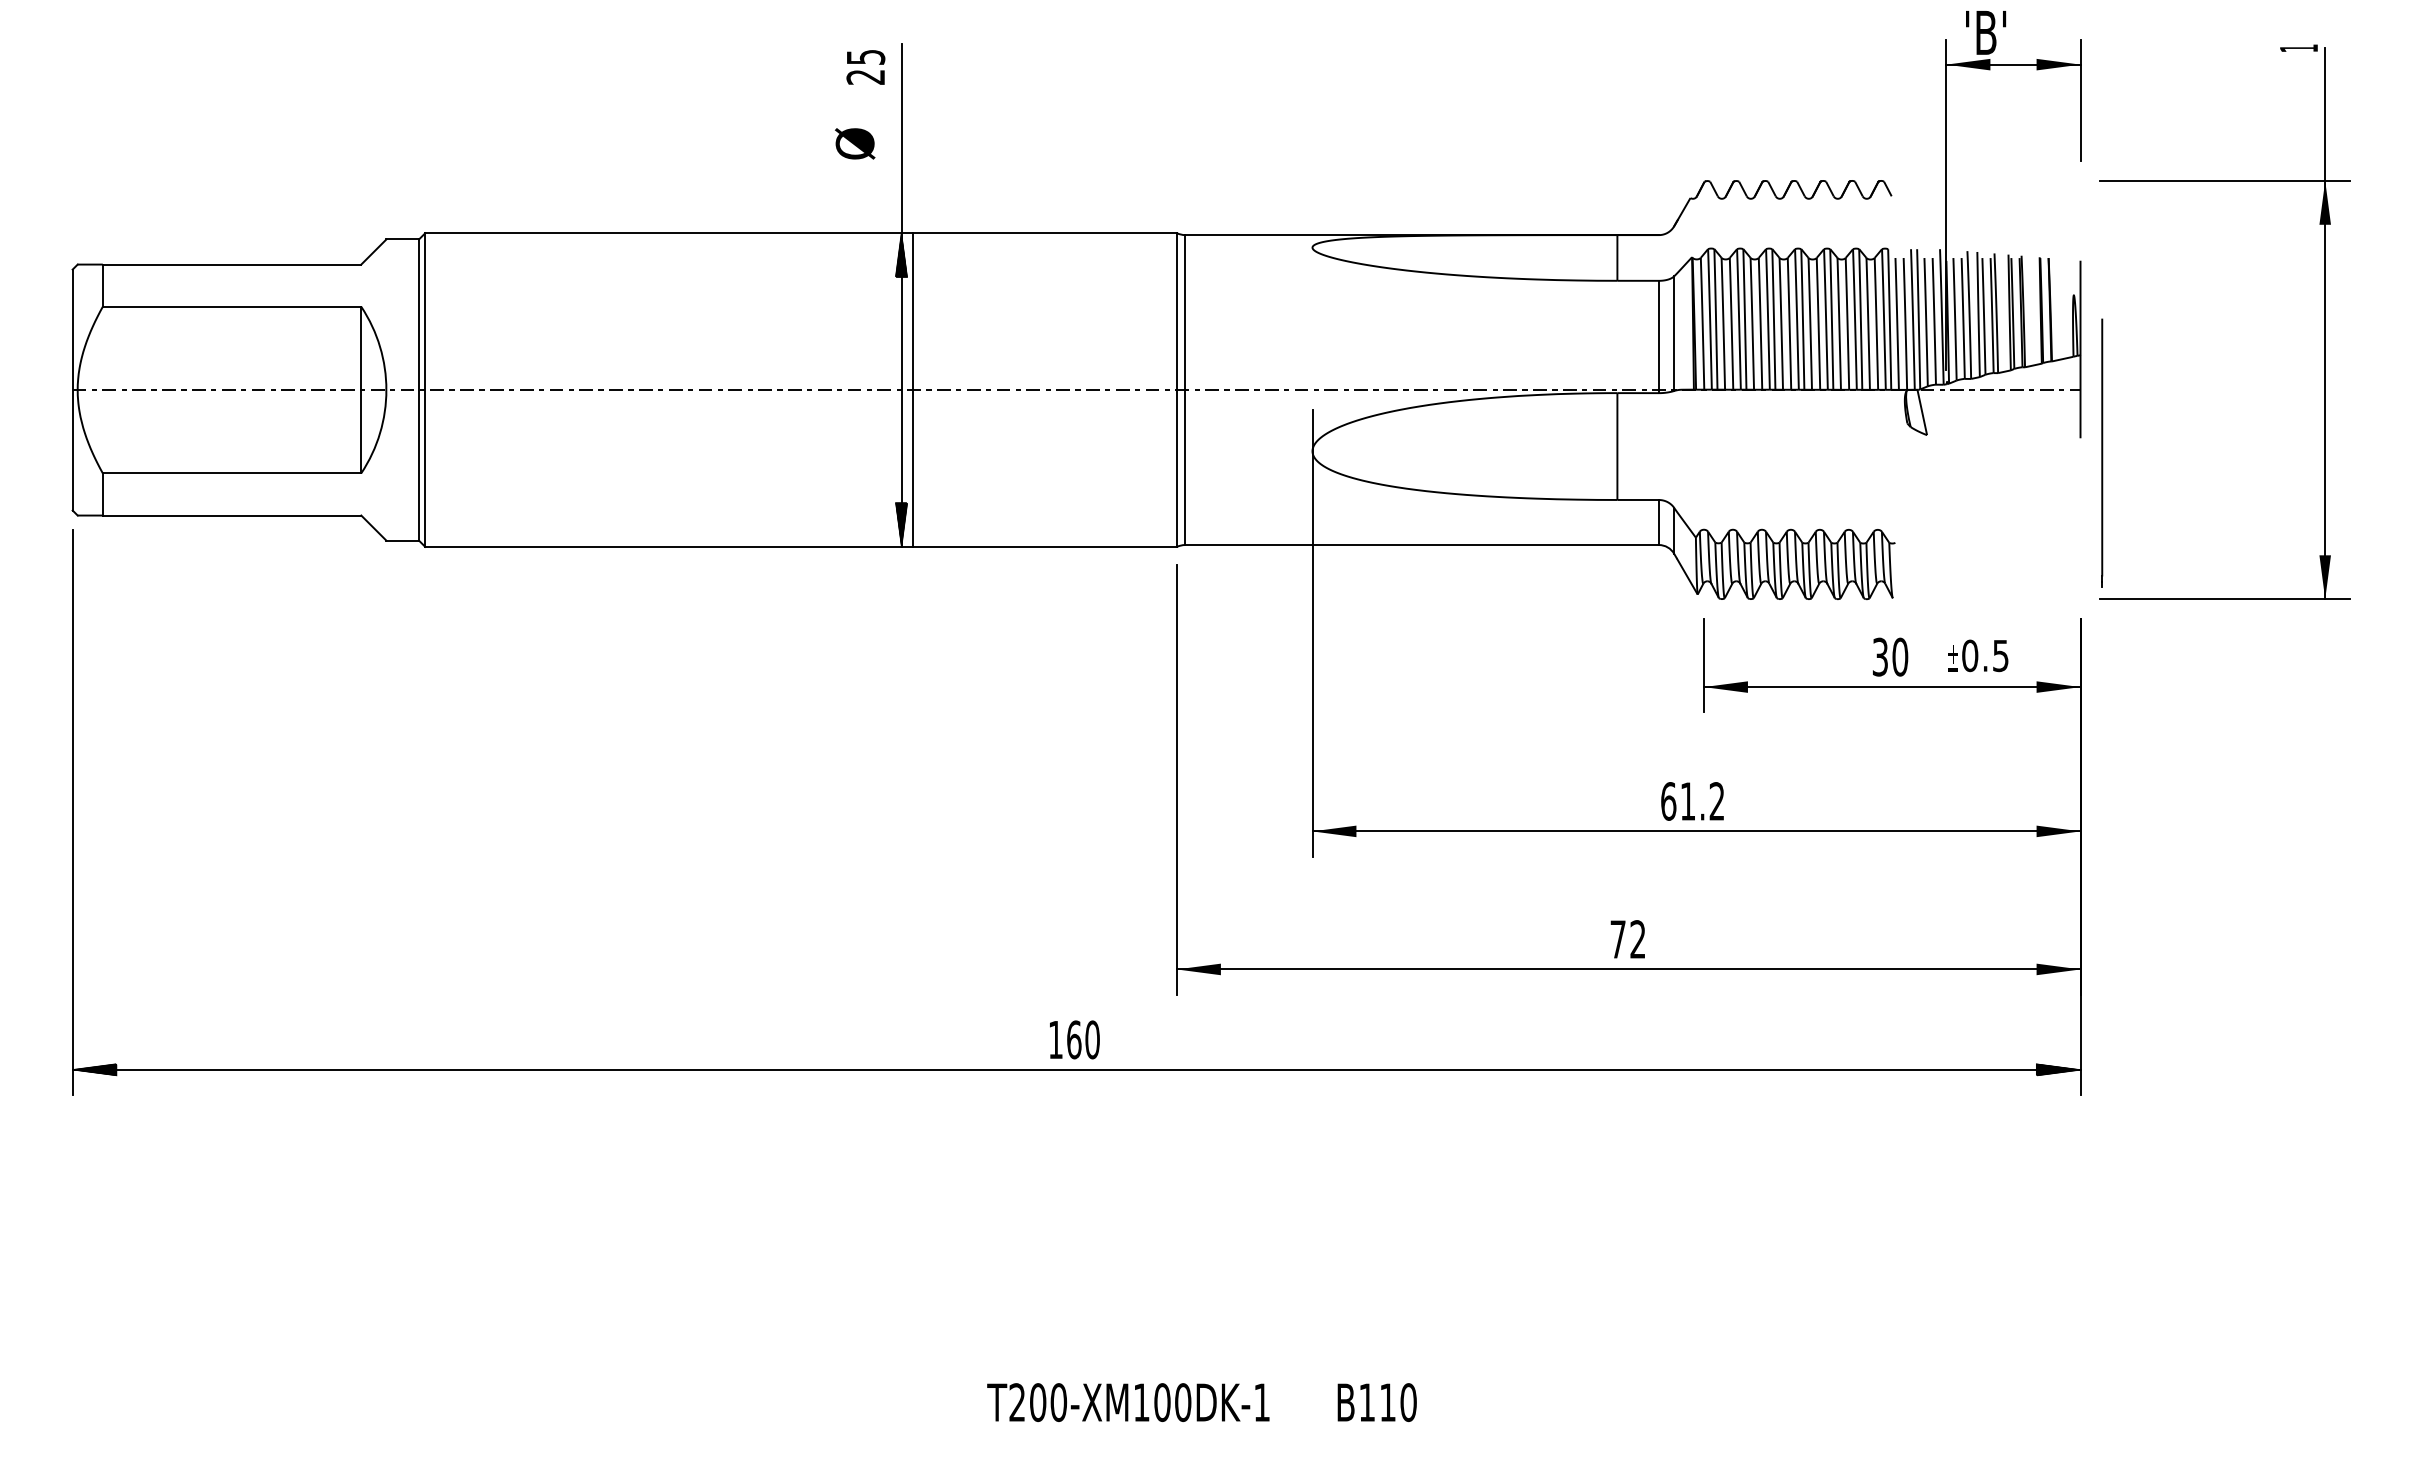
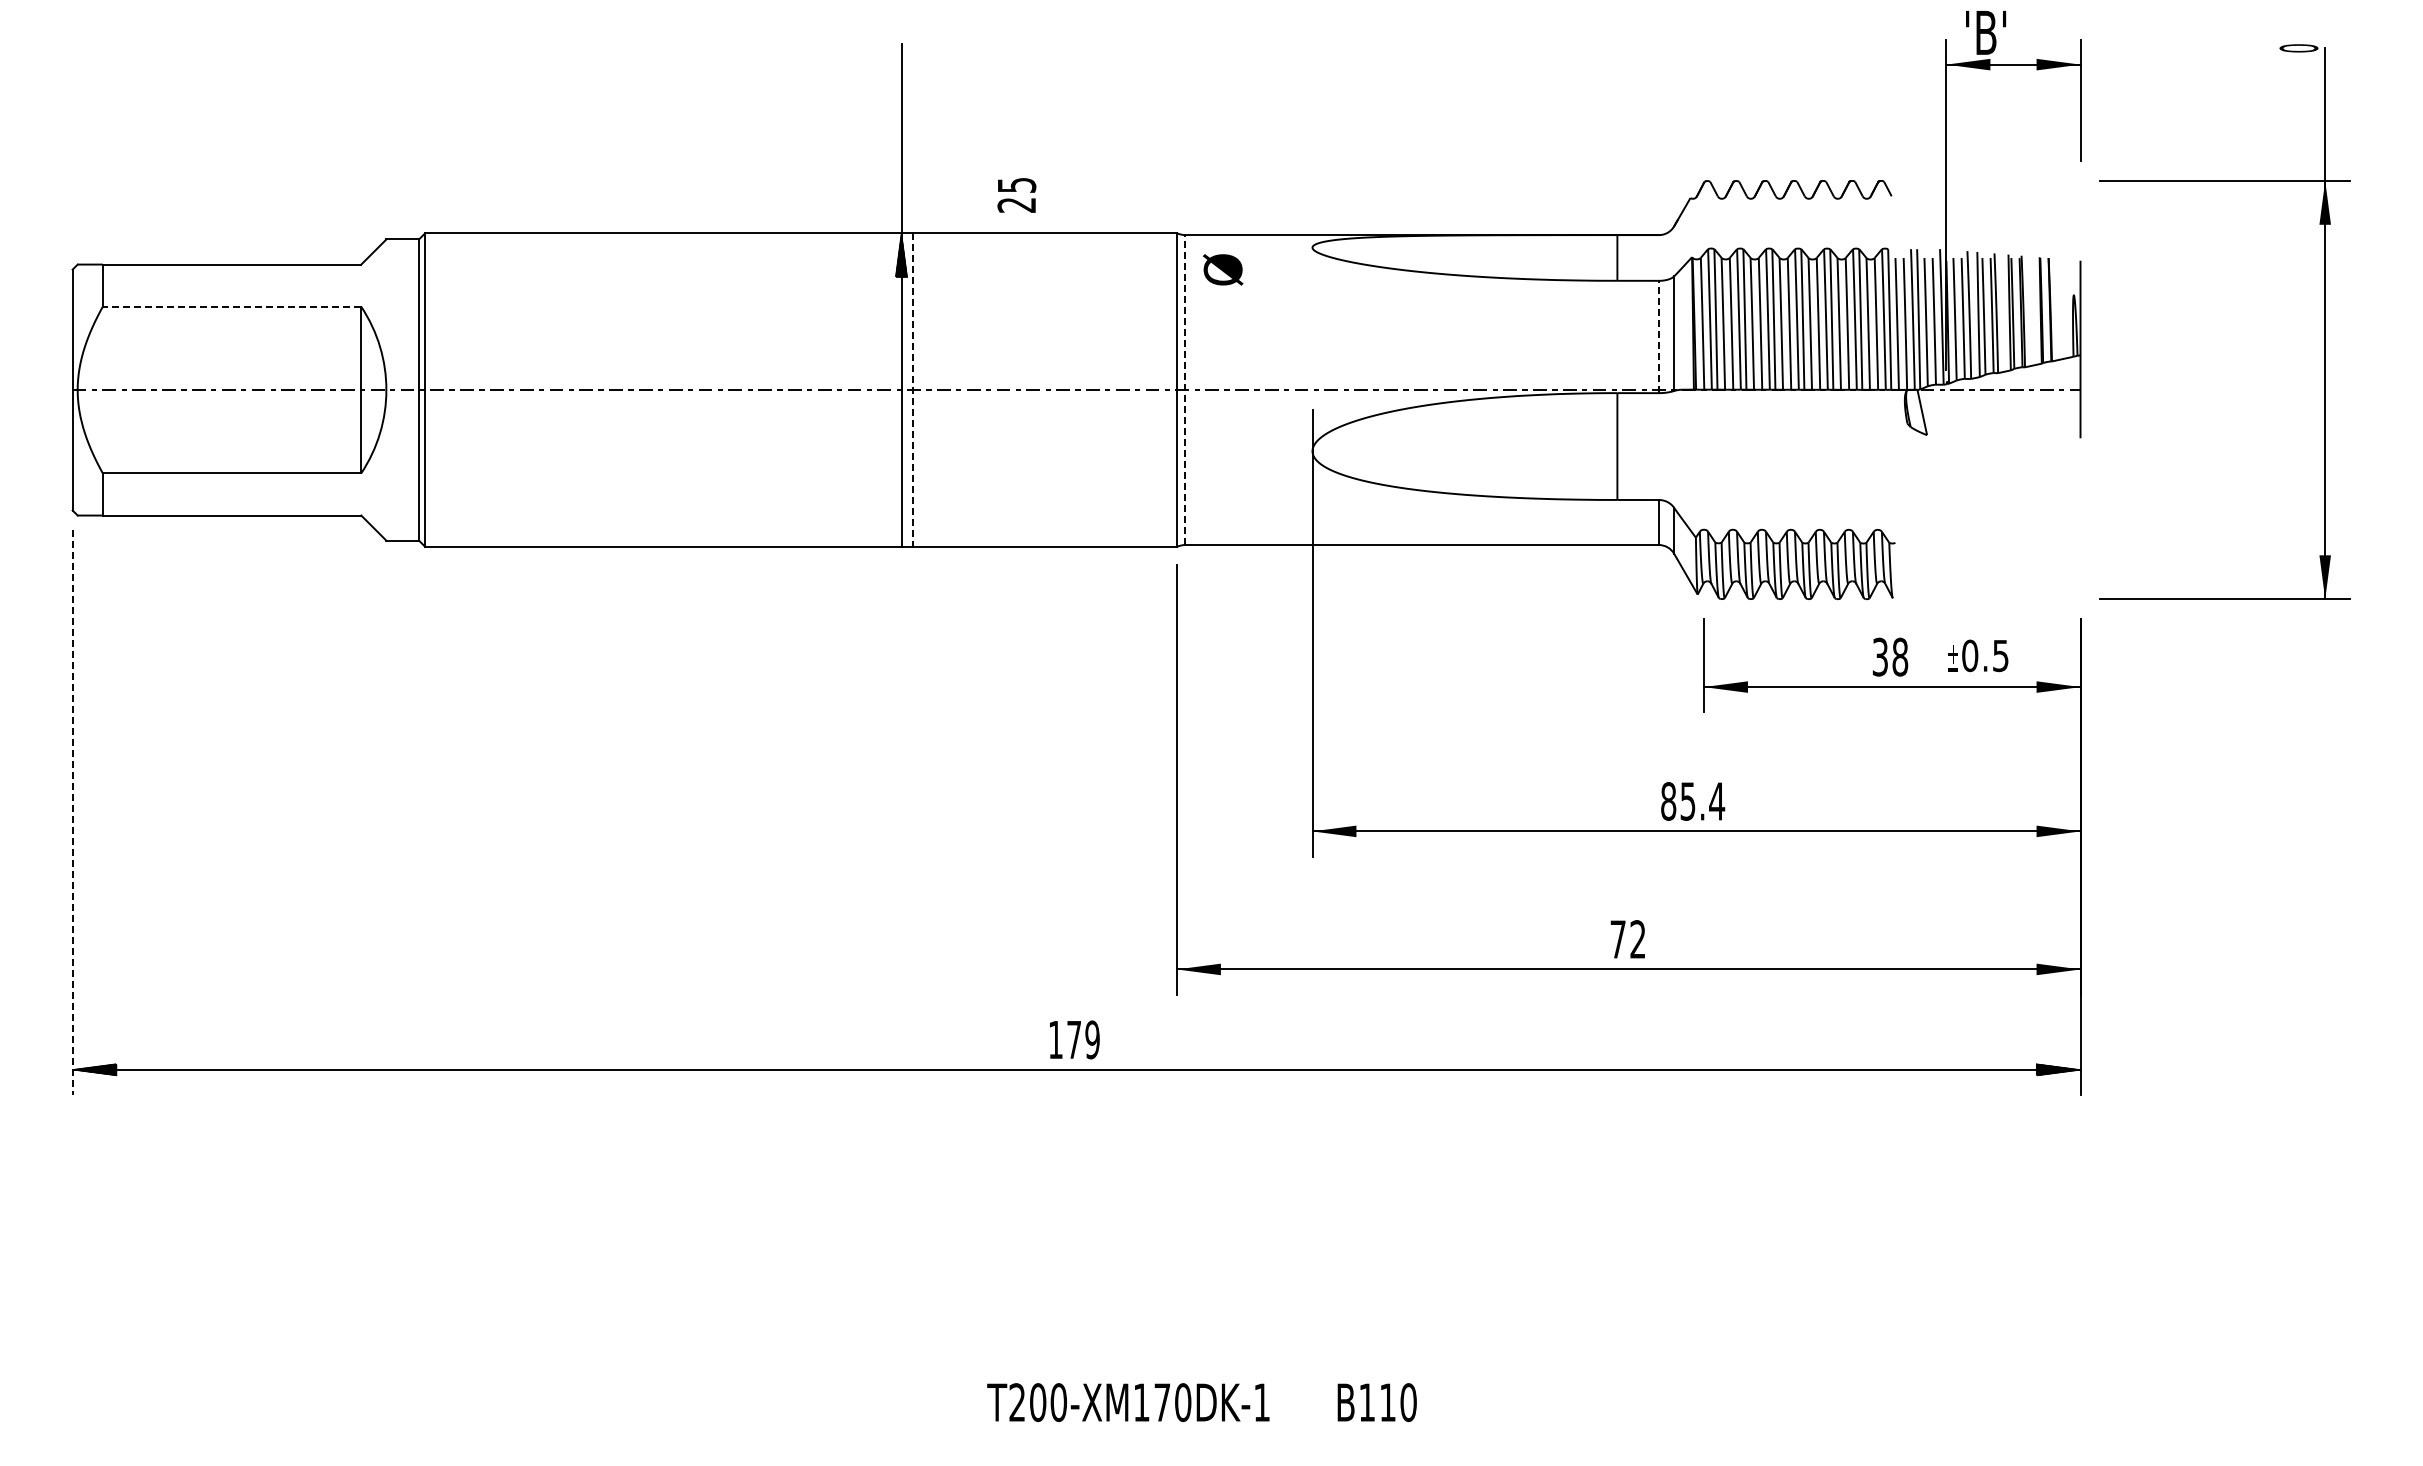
text: 1 -> 0 (2298, 48)
text position: (865, 67) -> (1016, 195) (1016, 195)
text position: (855, 143) -> (1223, 269) (1223, 269)
line: solid -> dashed (231, 306)
line: solid -> dashed (1658, 336)
line: solid -> dashed (913, 390)
line: solid -> dashed (1185, 390)
line: present -> none (2102, 452)
hatch: present -> none (901, 524)
text: 30 -> 38 (1900, 657)
text: 61.2 -> 85.4 (1693, 801)
line: solid -> dashed (72, 813)
text: 160 -> 179 (1083, 1039)
text: T200-XM100DK-1 -> T200-XM170DK-1 (1162, 1402)
